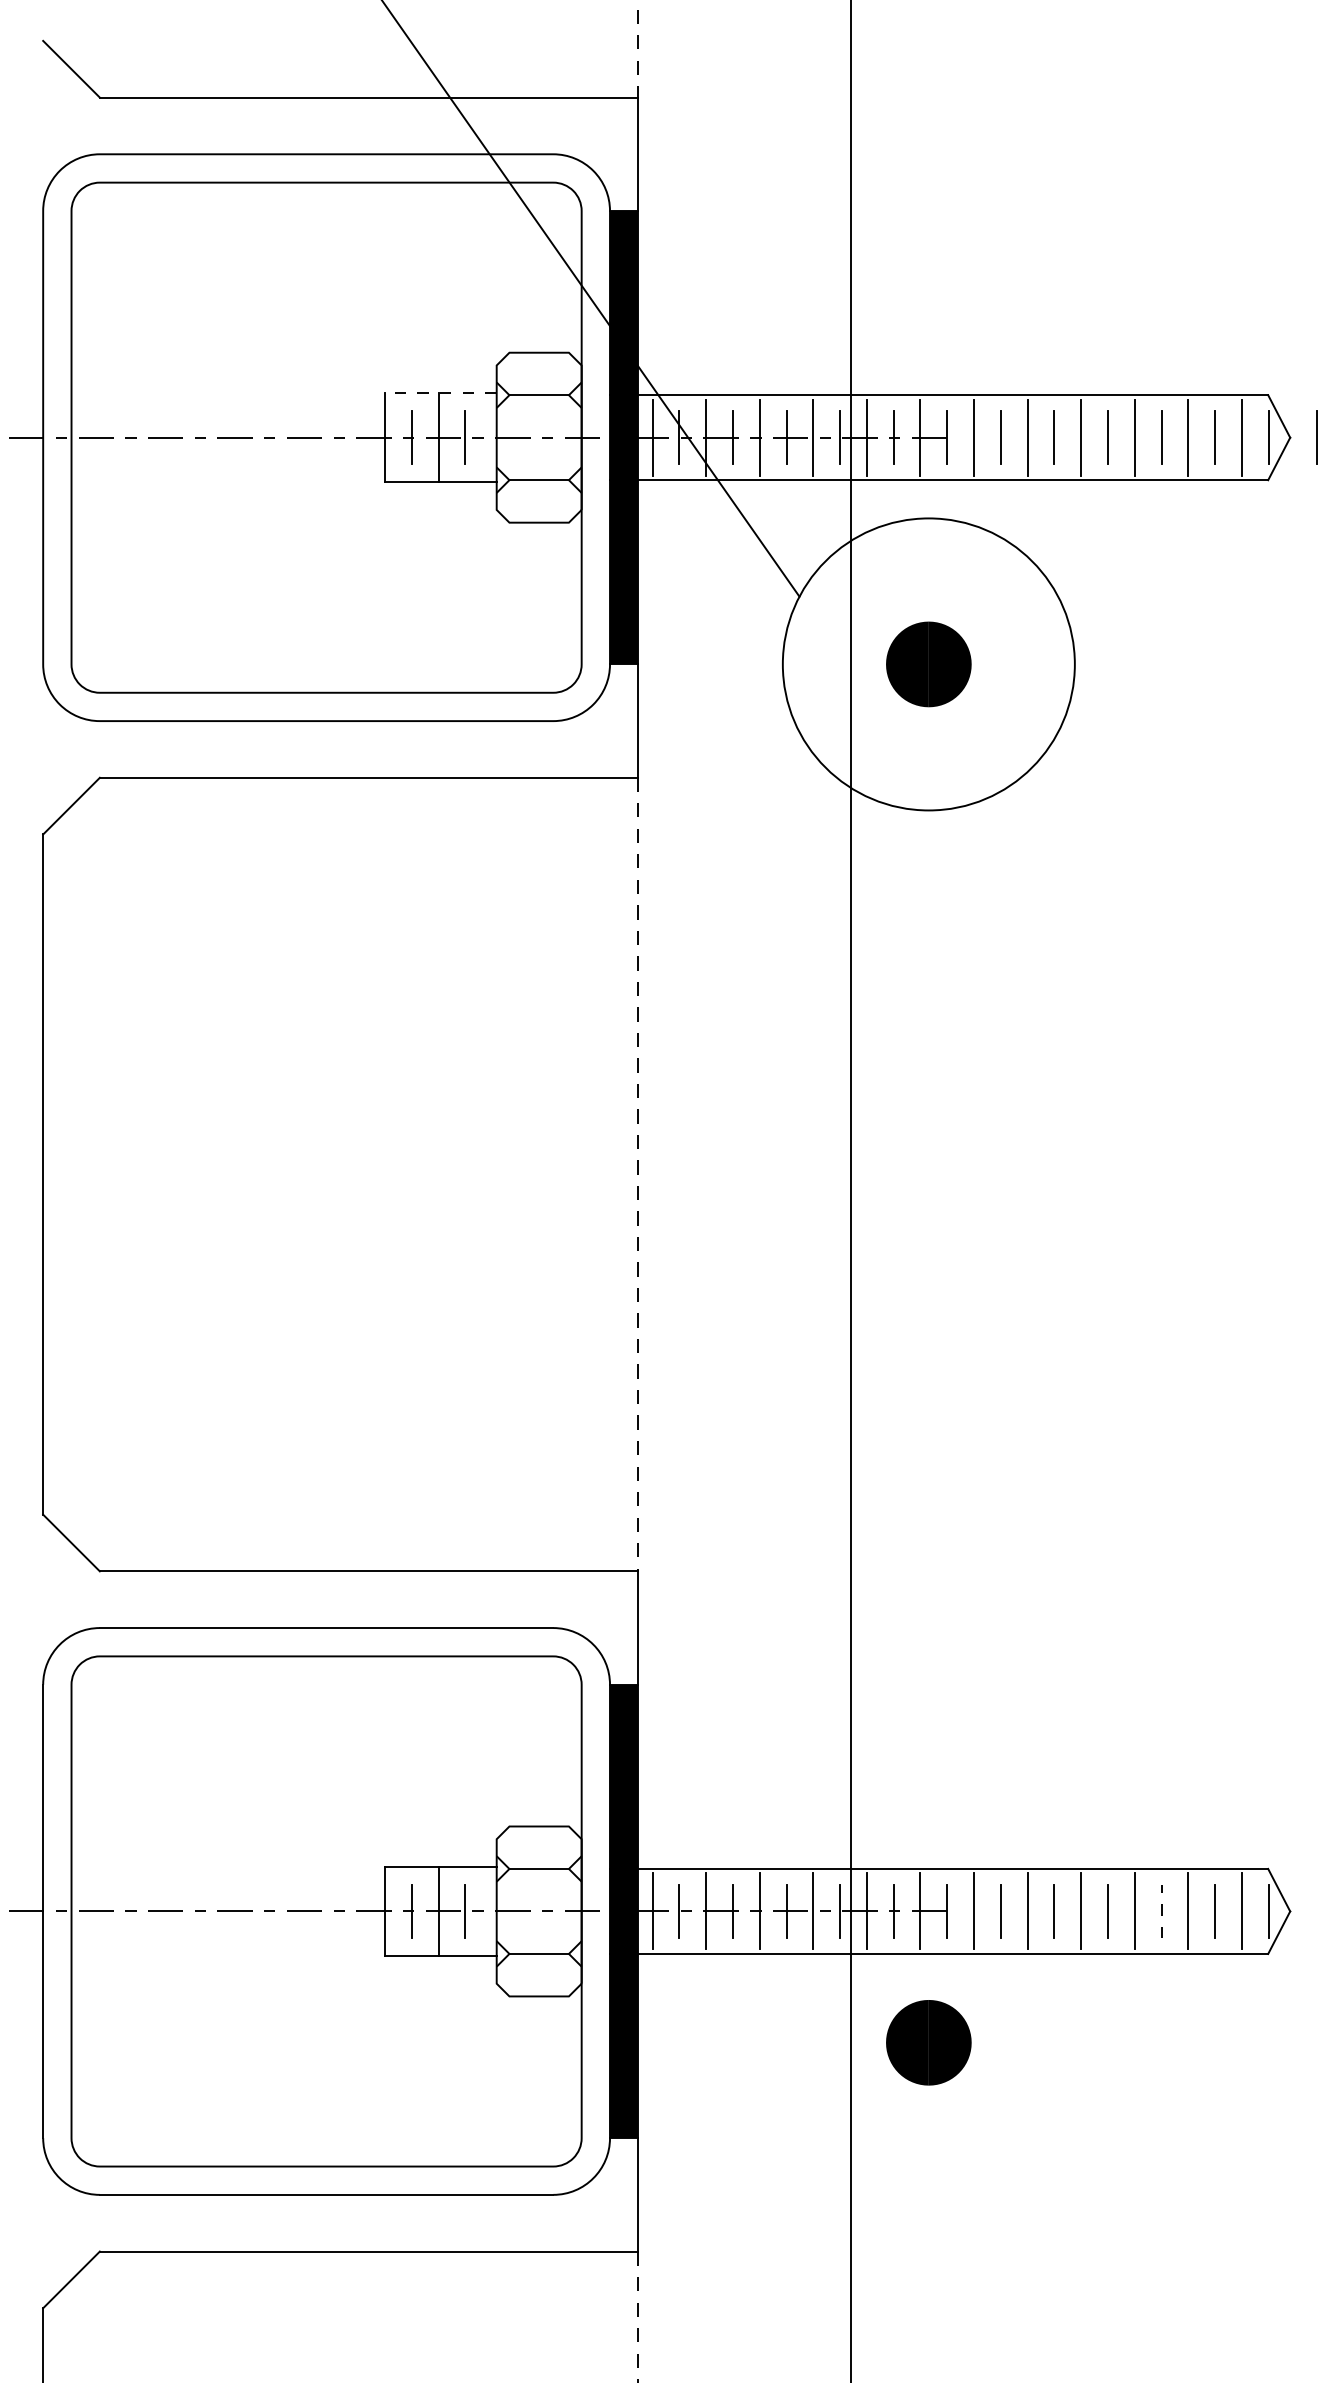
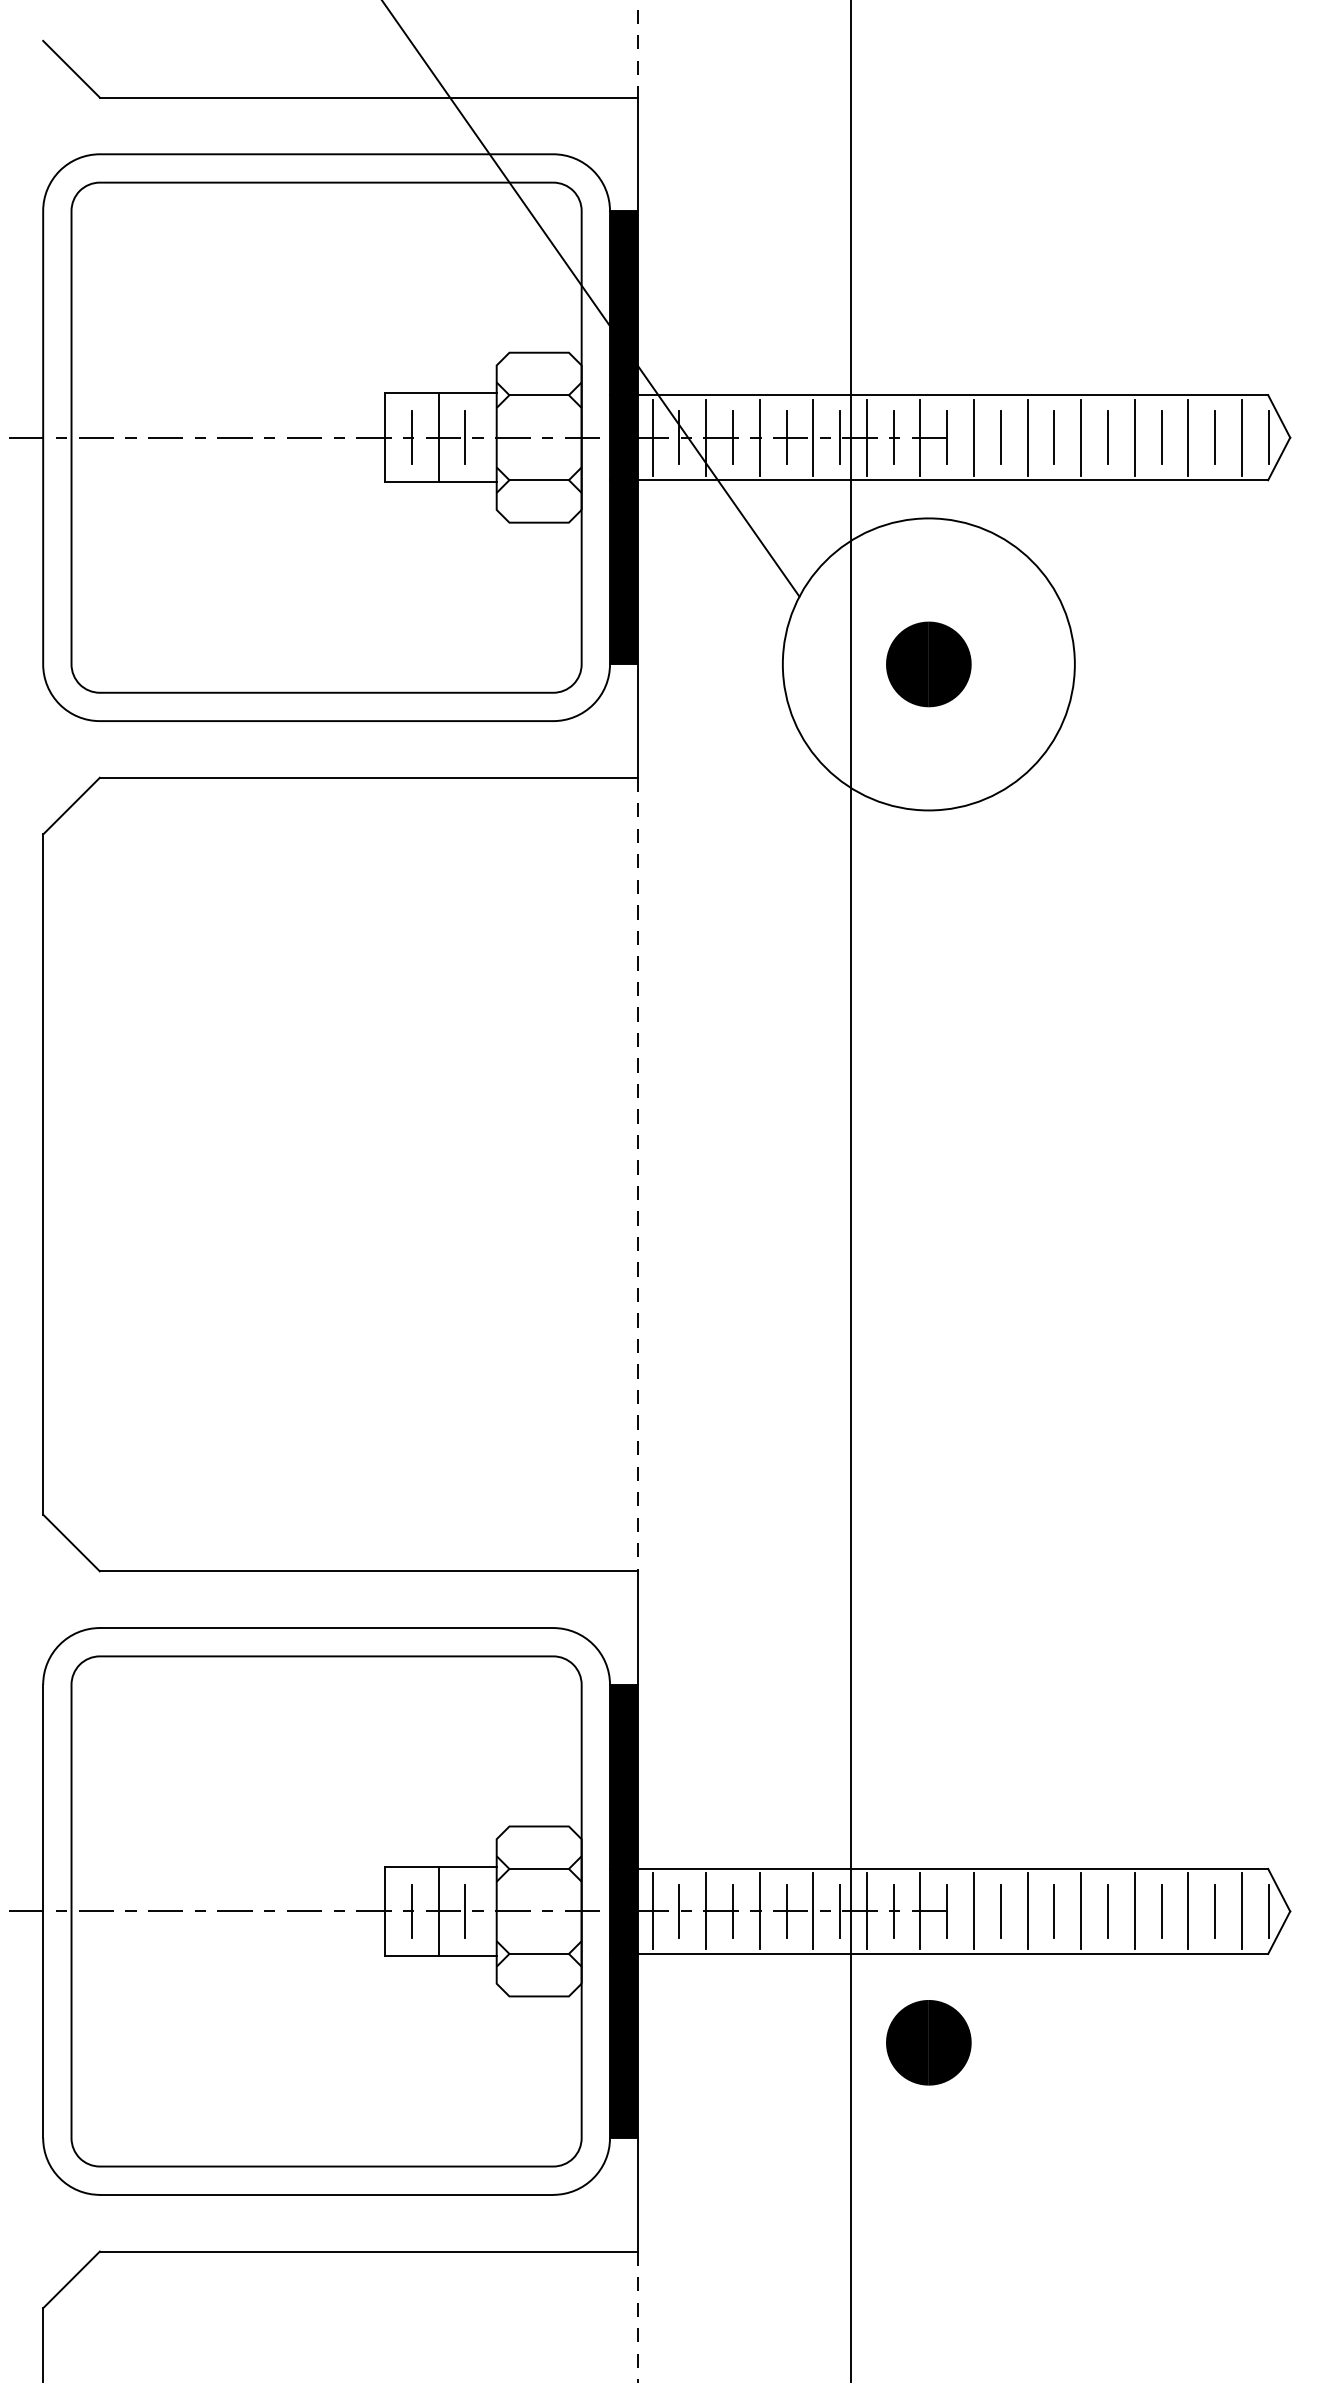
line: dashed -> solid (440, 393)
line: present -> none (1316, 437)
line: dashed -> solid (1161, 1911)
